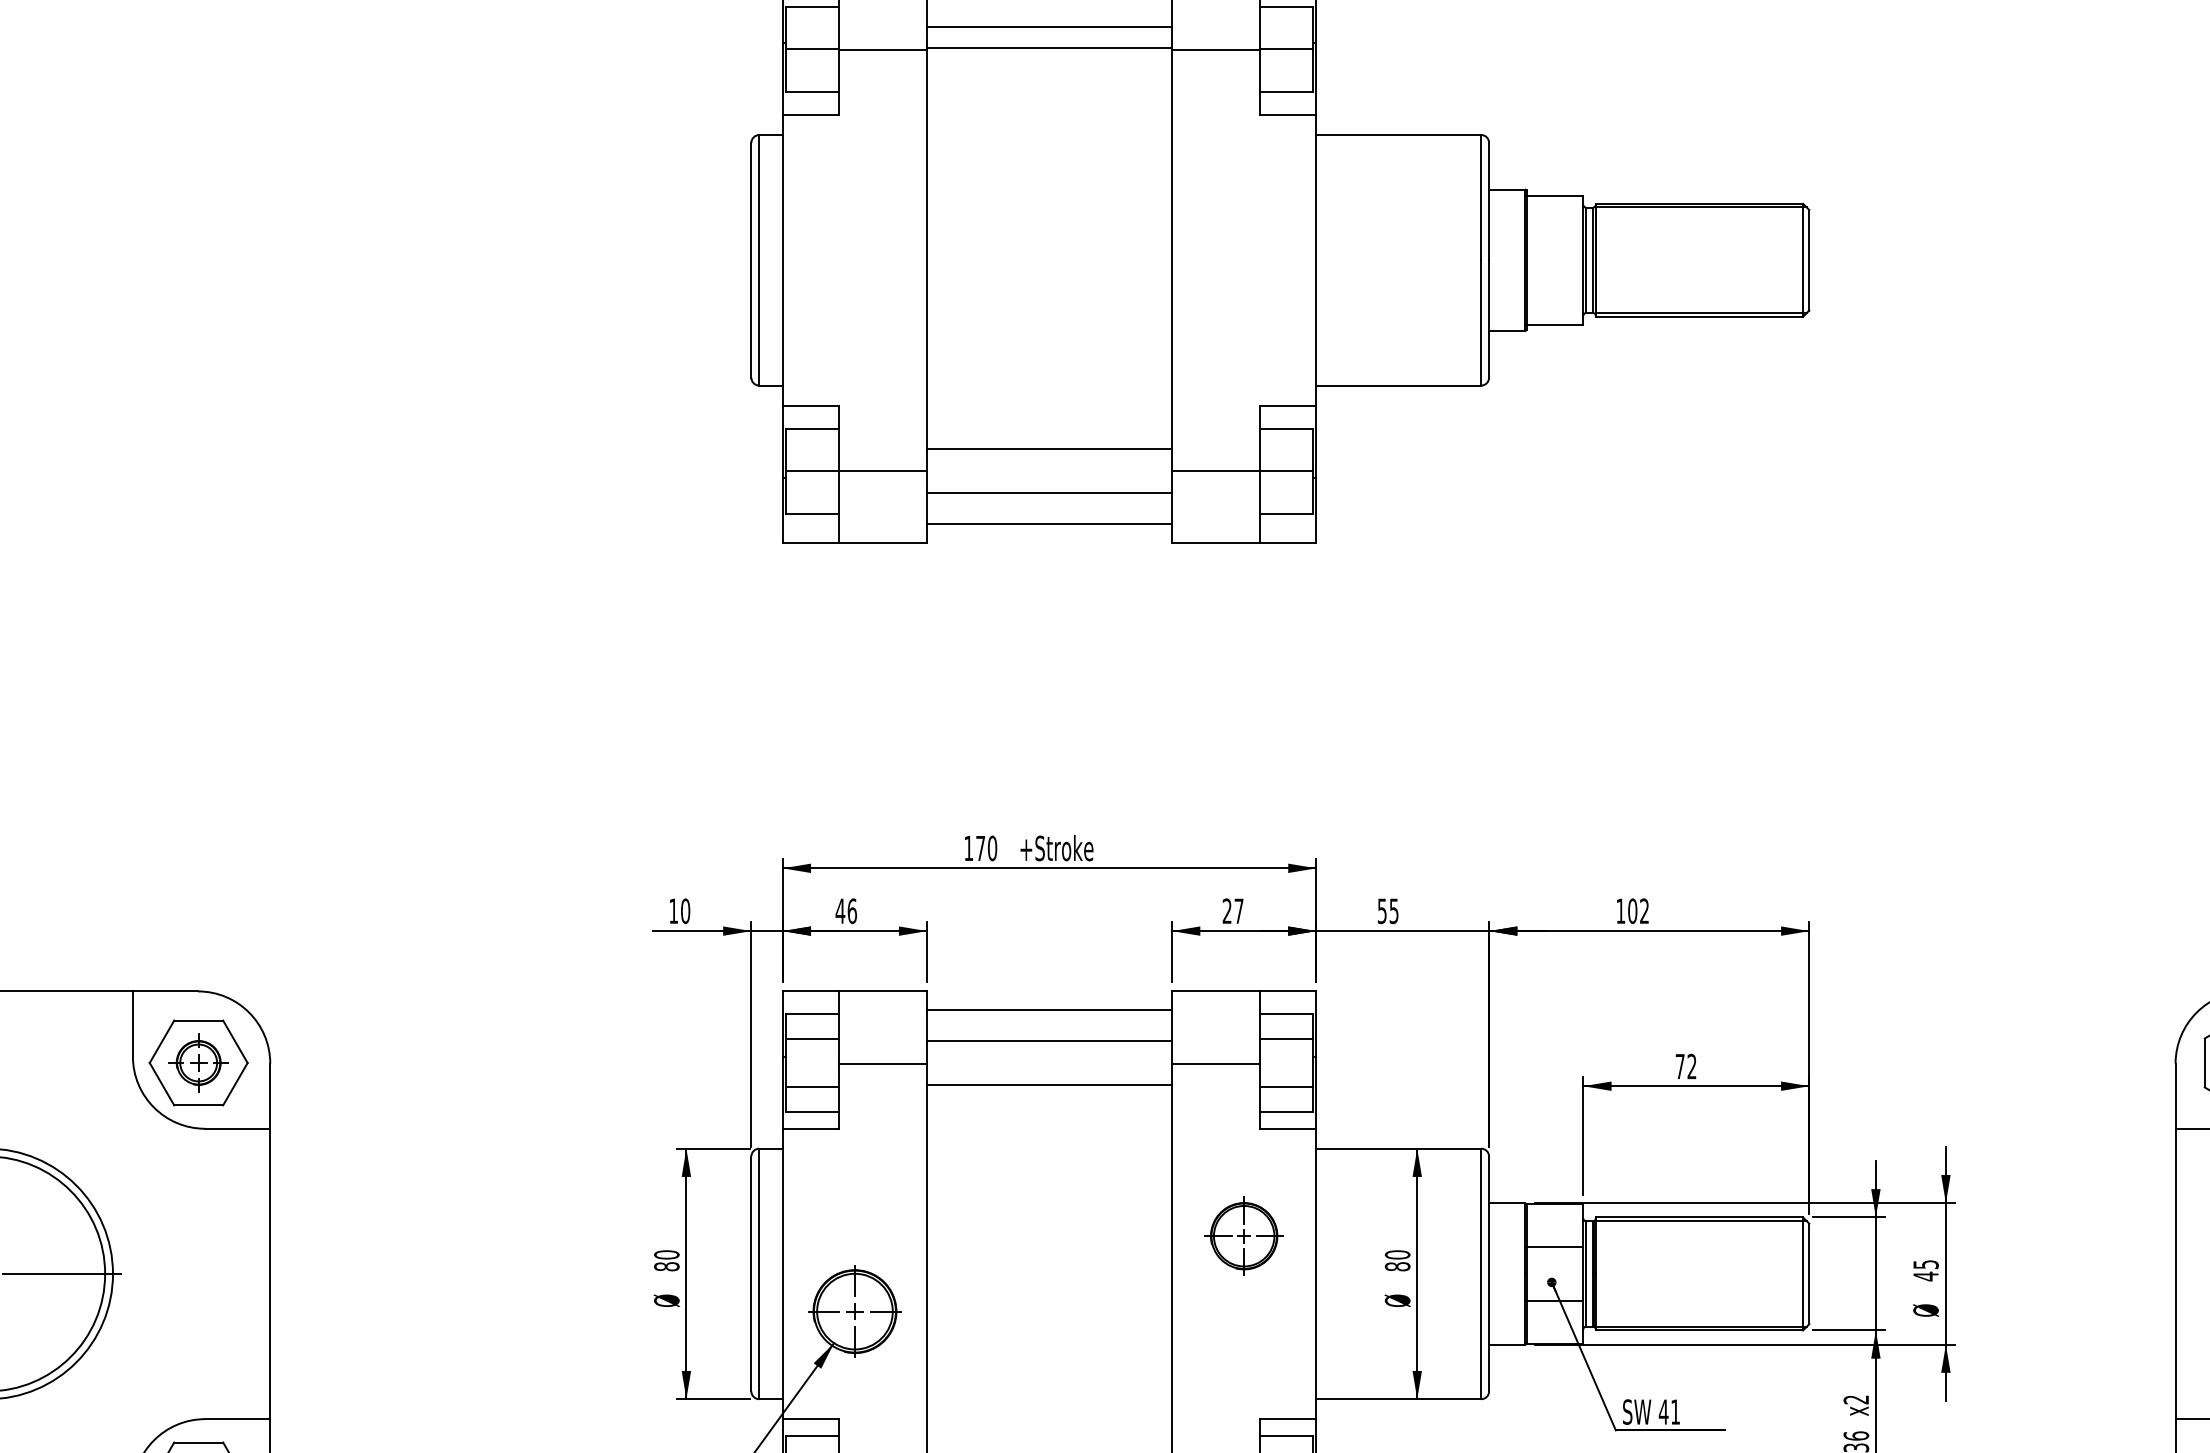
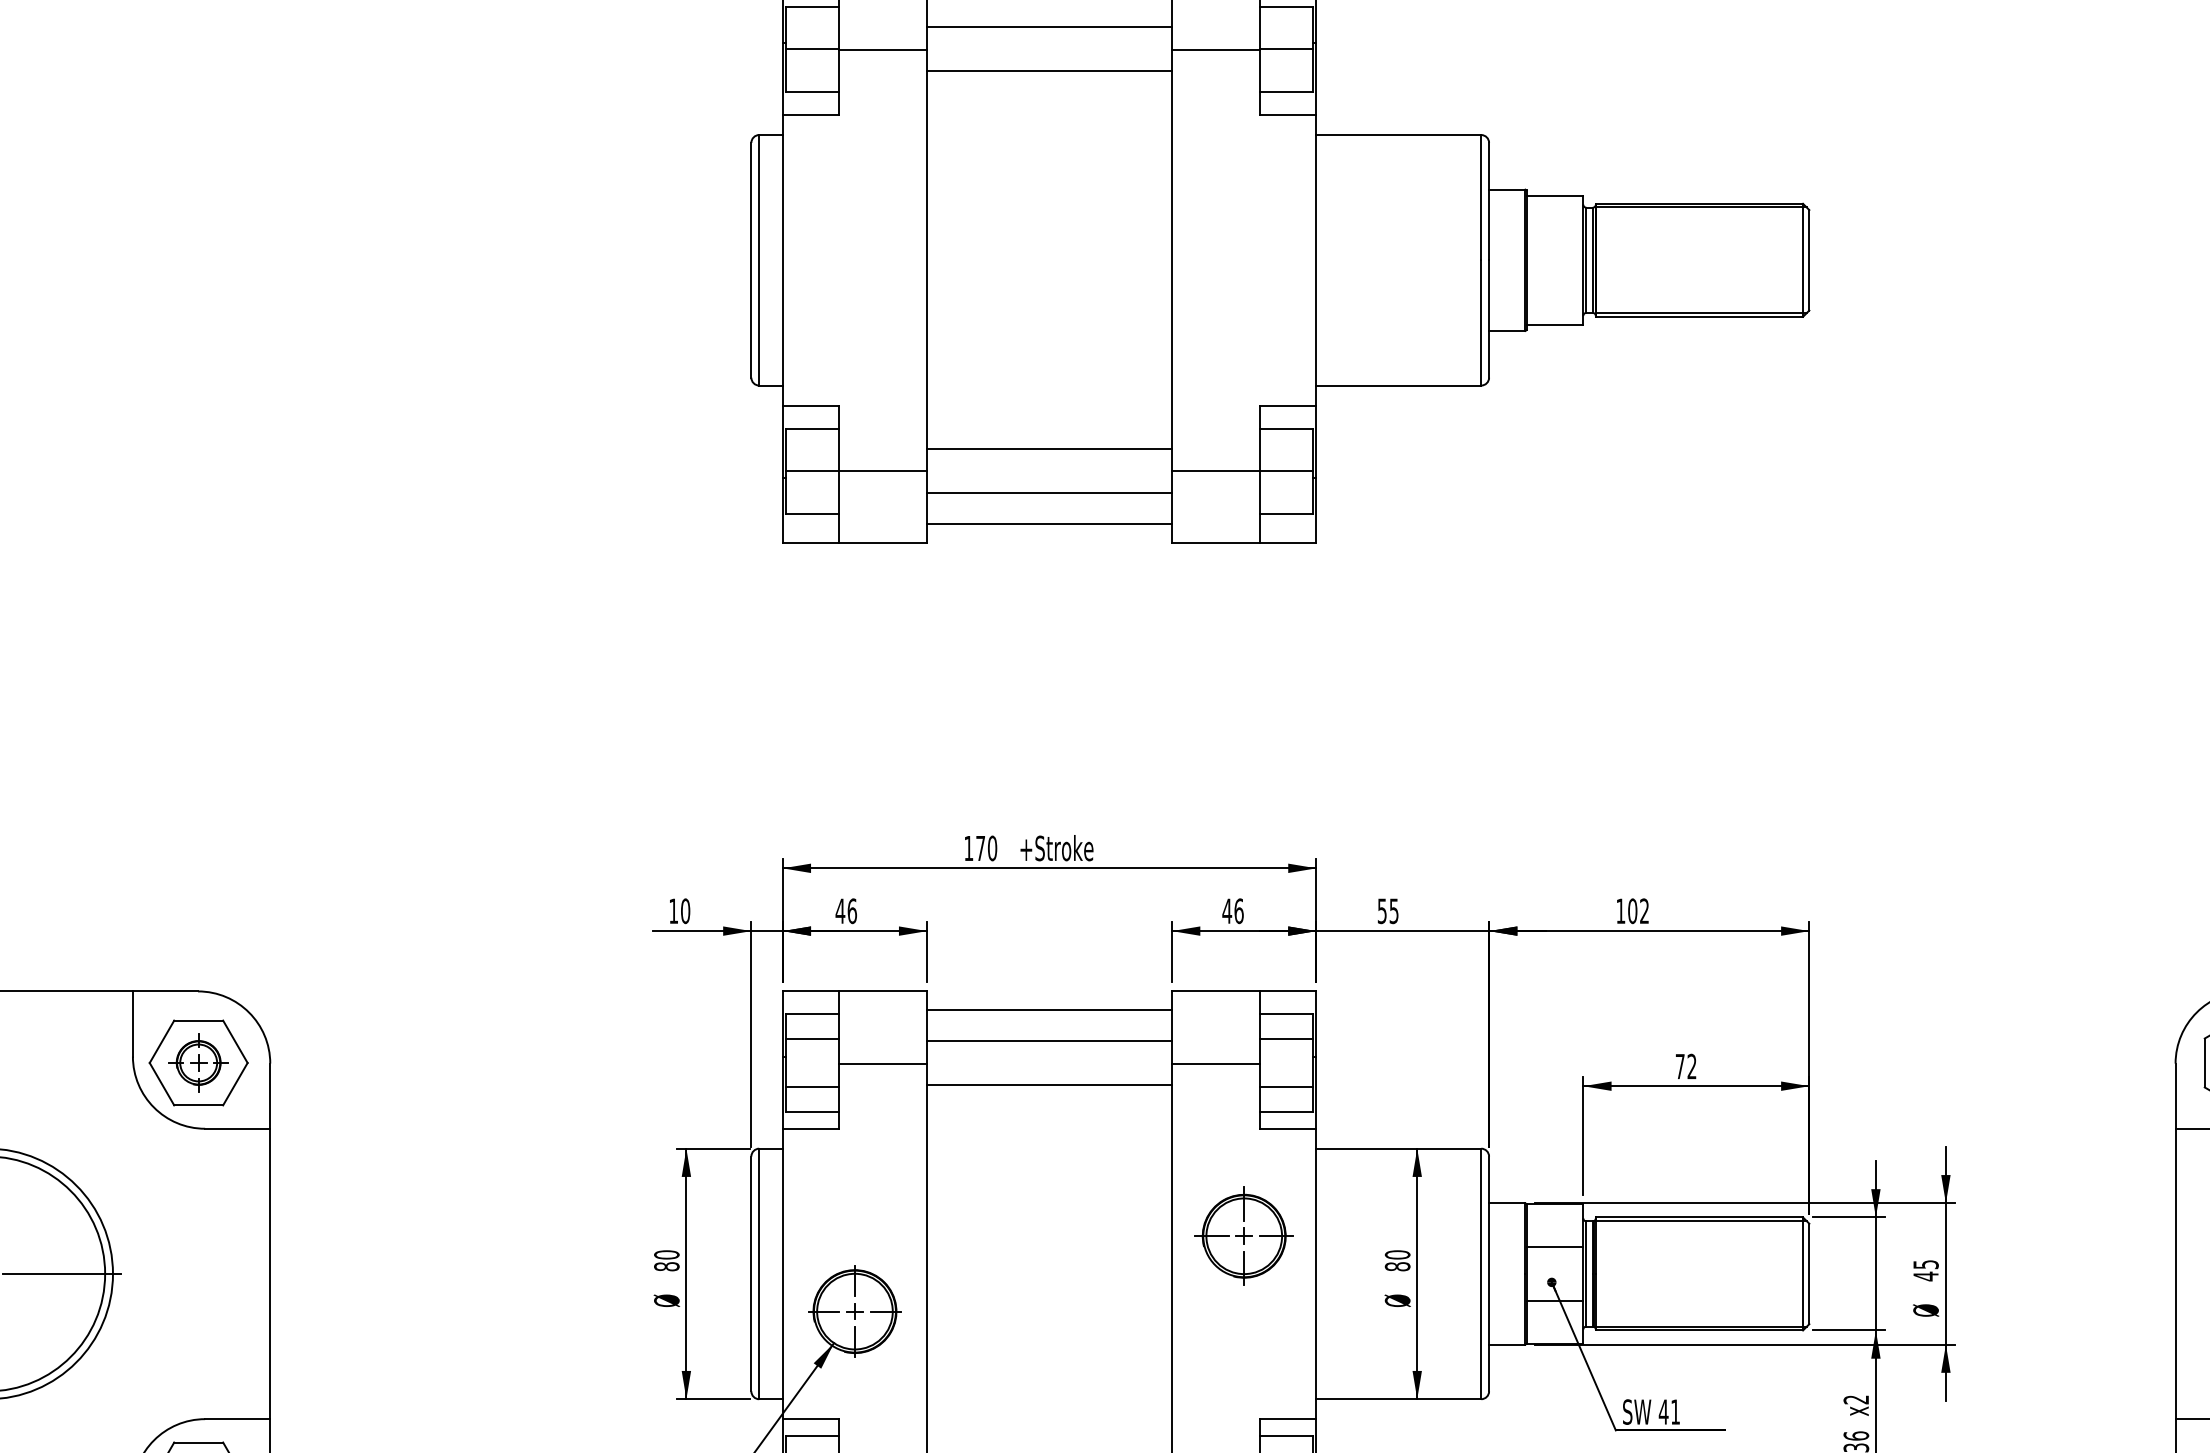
line position: (1049, 48) -> (1049, 71) (1049, 71)
text: 27 -> 46 (1232, 911)
part size: 80x80 px -> 100x100 px (1243, 1235)
